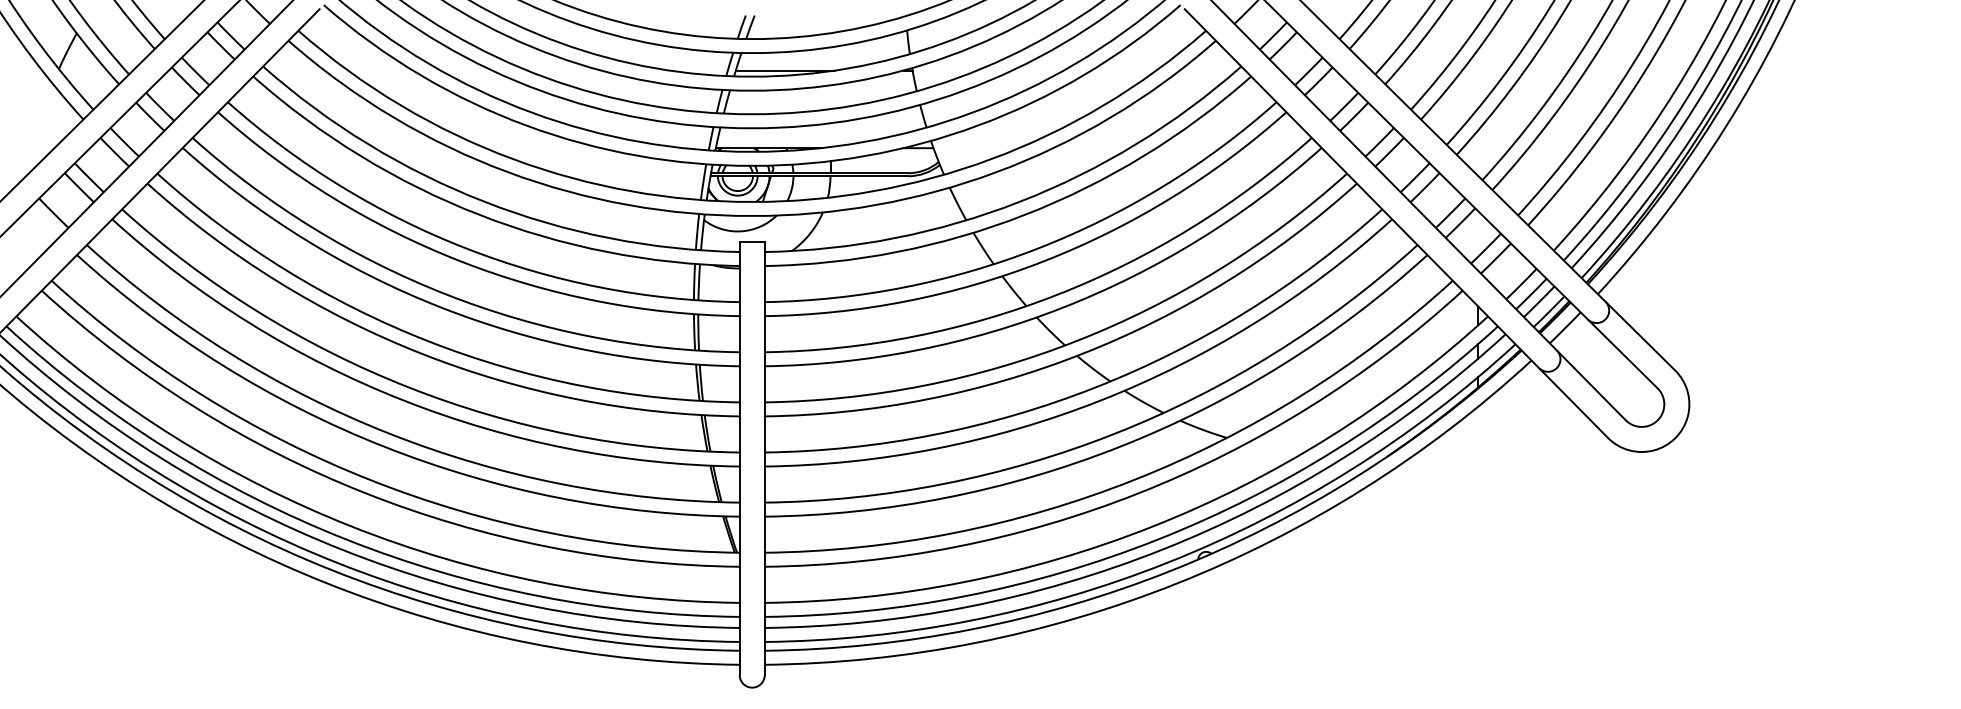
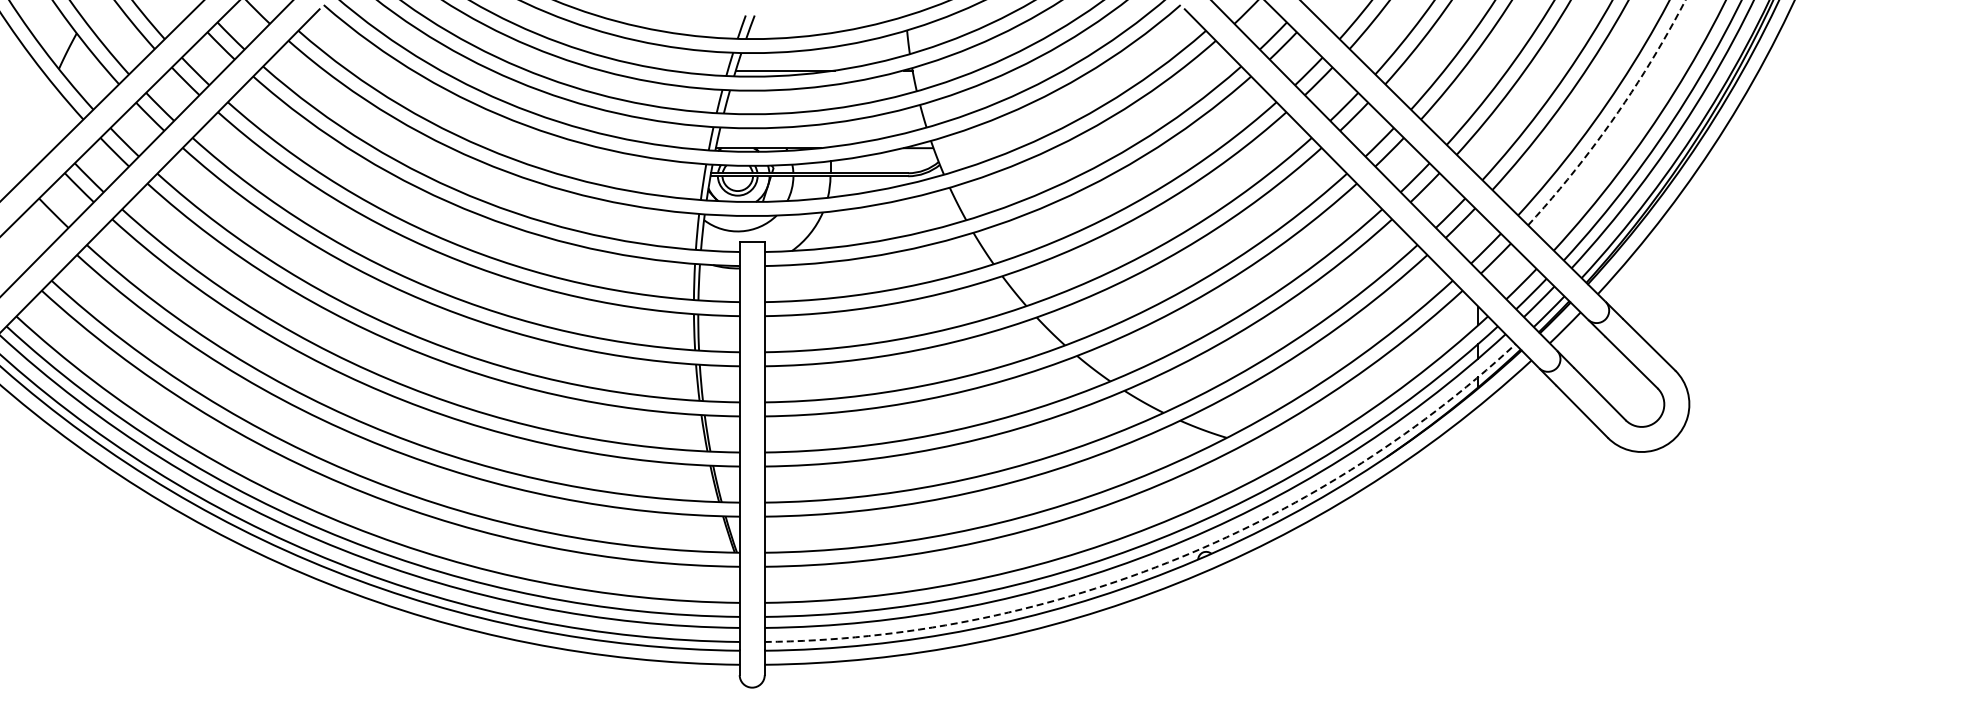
arc: solid -> dashed (1613, 119)
arc: solid -> dashed (1167, 562)
